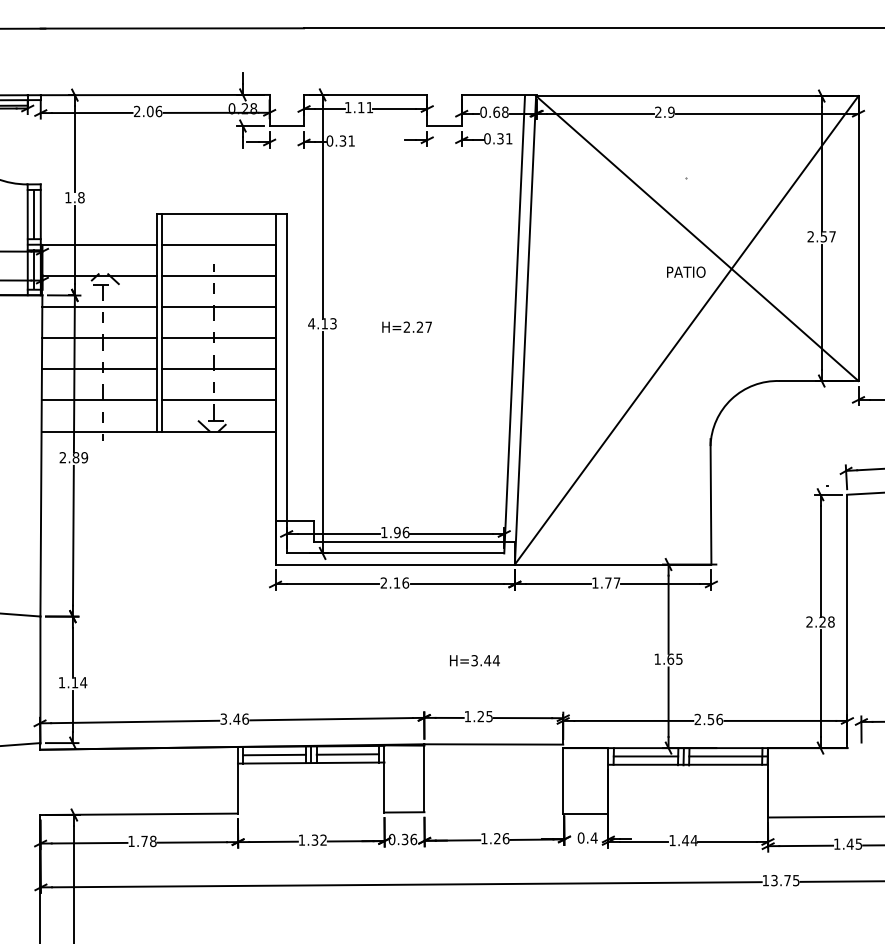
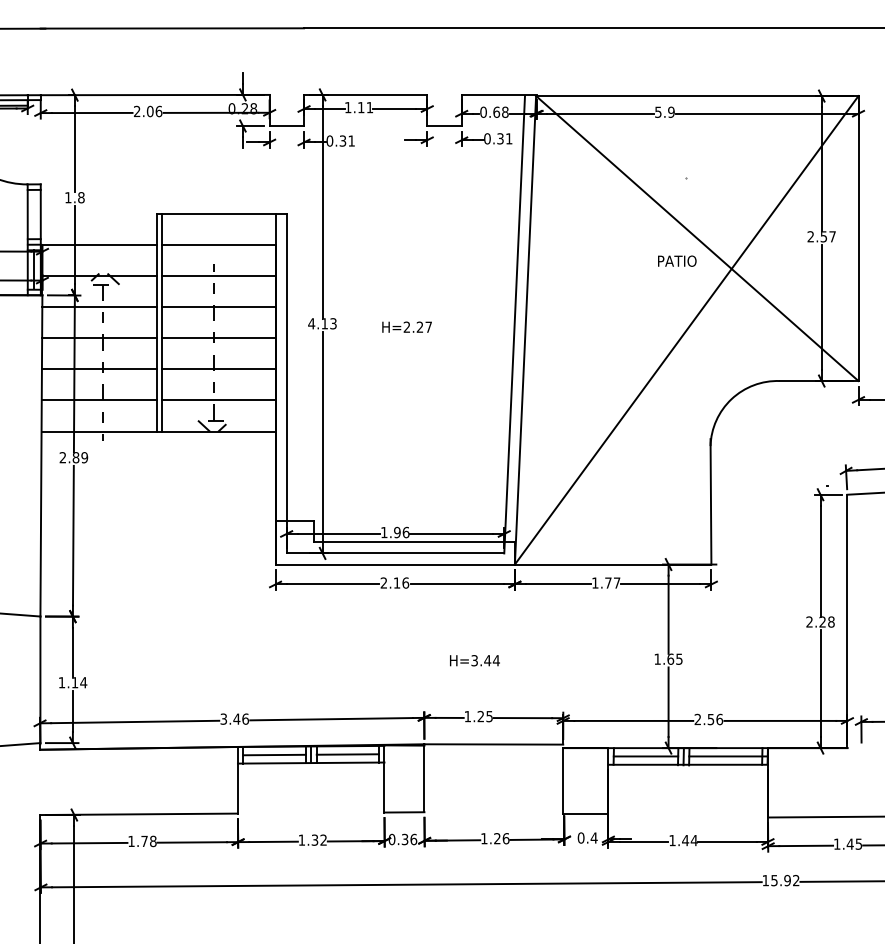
text: 2.9 -> 5.9 (658, 111)
line: present -> none (34, 214)
text position: (686, 271) -> (677, 260) (677, 260)
text: 13.75 -> 15.92 (785, 880)
